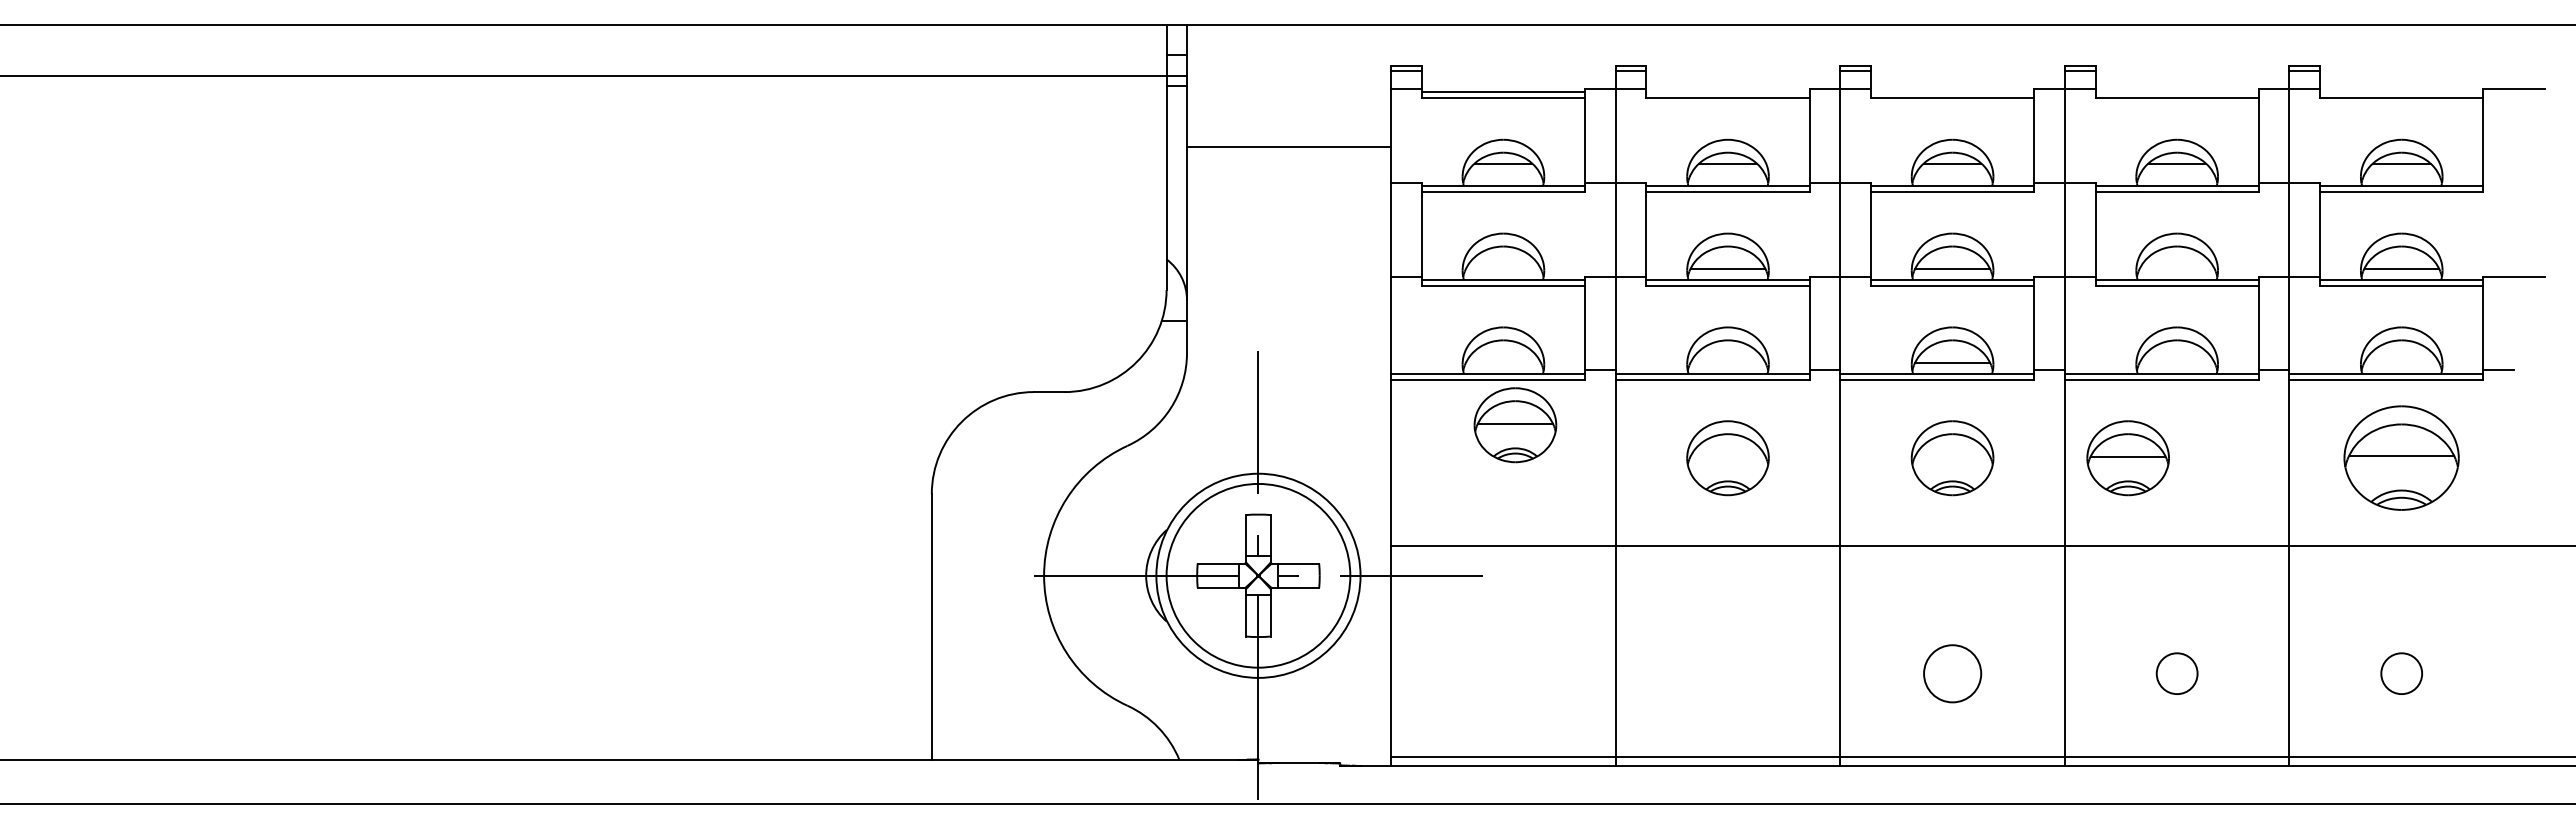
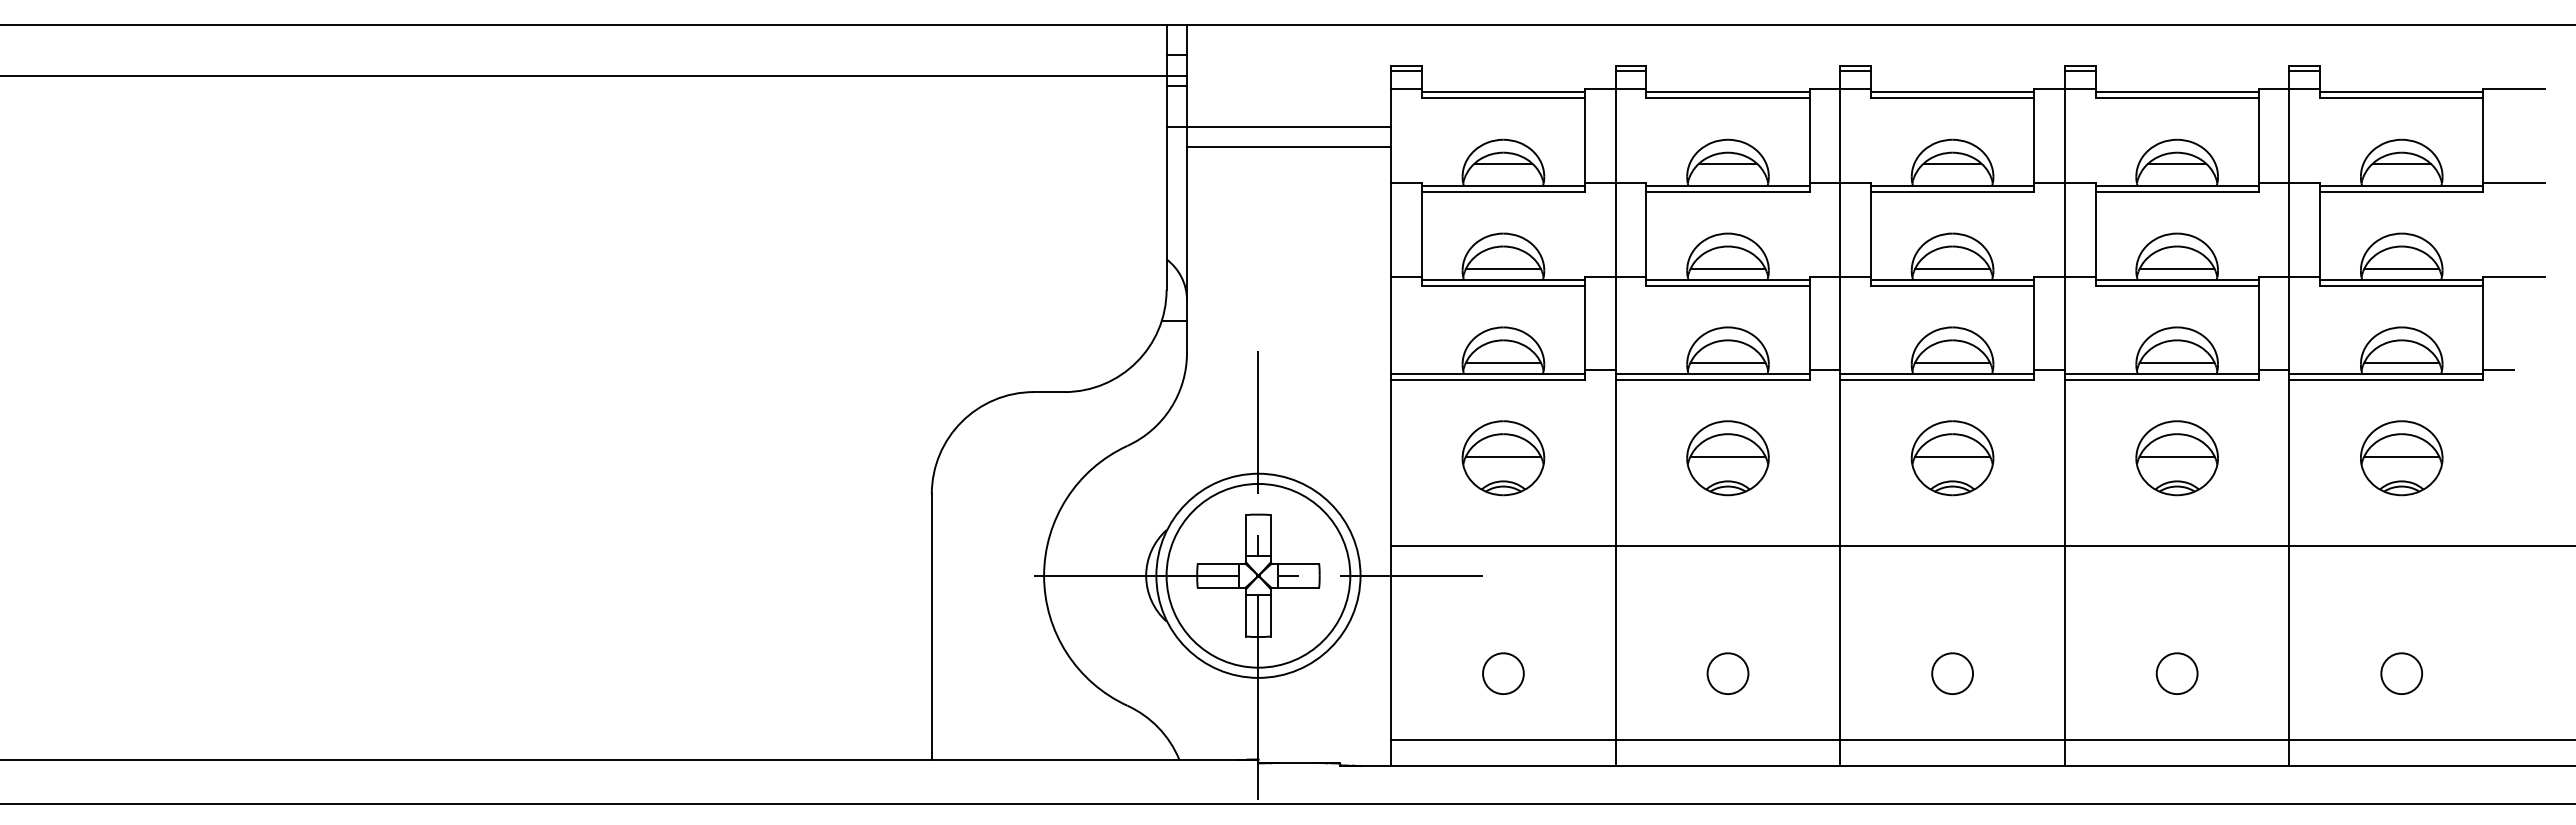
line: none -> present (1727, 92)
line: none -> present (1952, 92)
line: none -> present (2176, 92)
line: none -> present (2401, 92)
line: none -> present (1278, 126)
line: none -> present (2513, 182)
line: none -> present (1503, 268)
line: none -> present (2177, 268)
line: none -> present (1503, 362)
line: none -> present (1727, 362)
line: none -> present (2177, 362)
line: none -> present (2401, 362)
part position: (1515, 425) -> (1503, 458) (1503, 458)
line: none -> present (1727, 456)
line: none -> present (1952, 456)
part size: 117x106 px -> 84x77 px (2401, 458)
part position: (2127, 458) -> (2176, 458) (2176, 458)
circle: none -> present (1503, 673)
circle: none -> present (1727, 673)
circle size: 60x60 px -> 43x43 px (1952, 673)
line position: (1981, 757) -> (1981, 740) (1981, 740)
